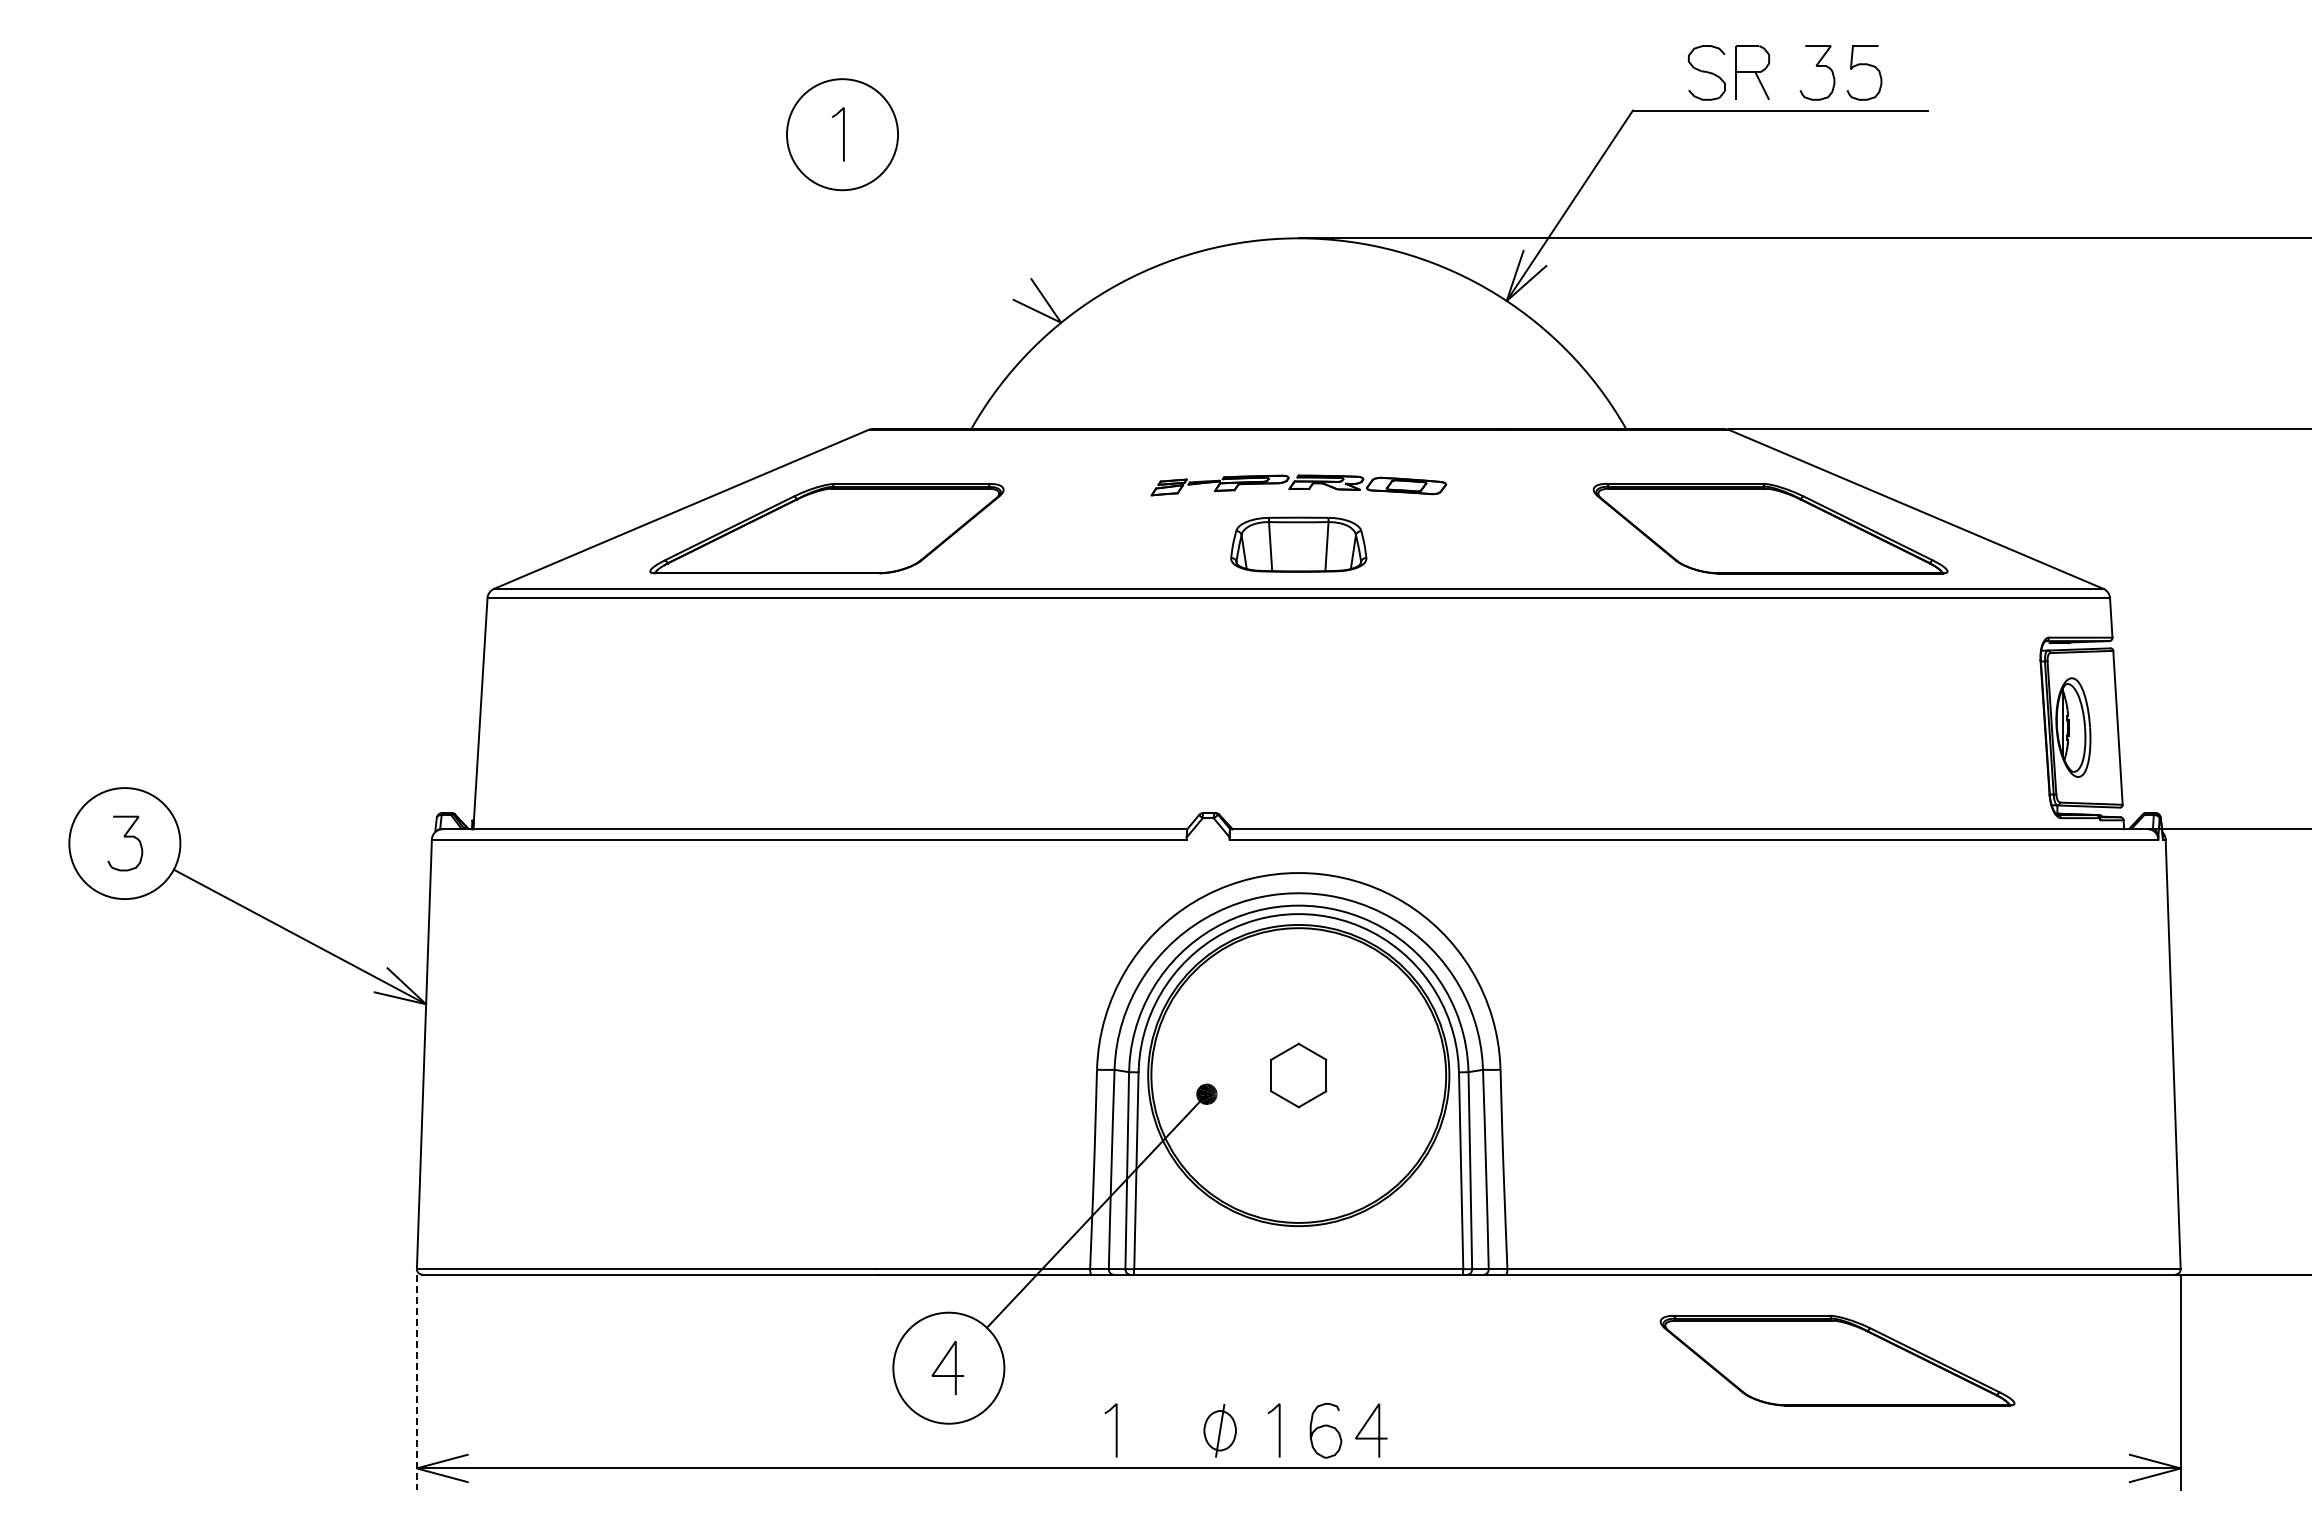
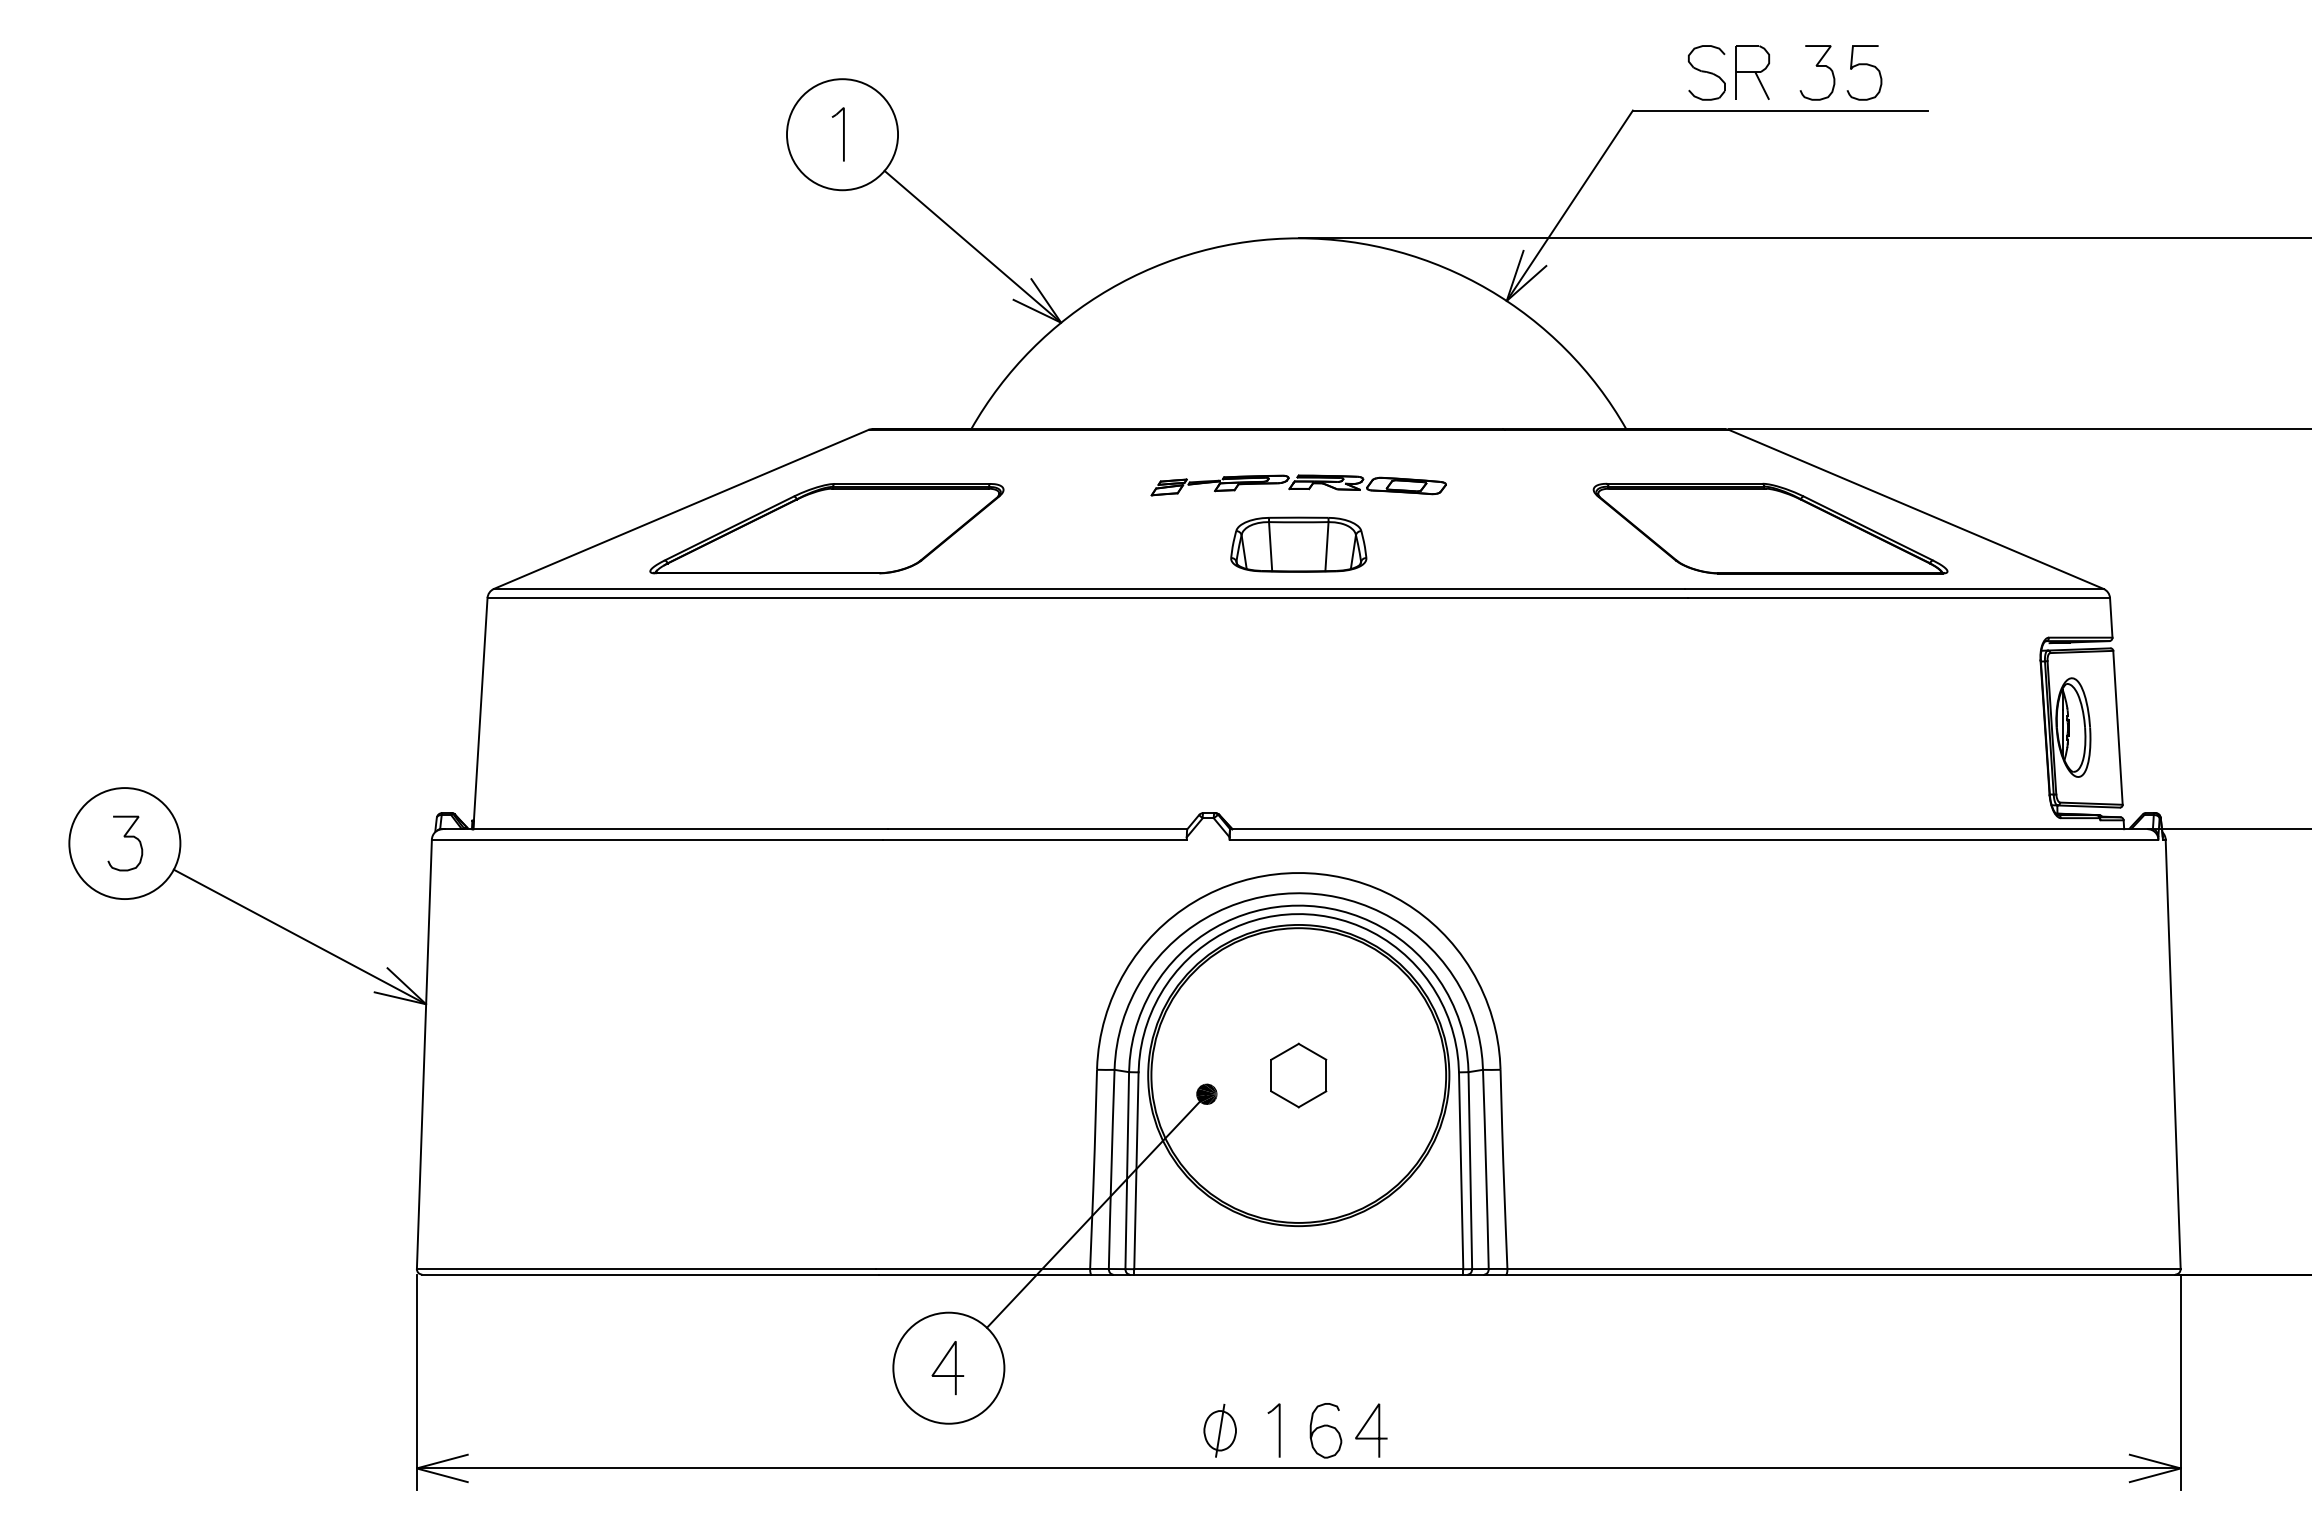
line: none -> present (972, 246)
part: present -> none (1837, 1360)
line: dashed -> solid (416, 1382)
part: present -> none (1110, 1430)
